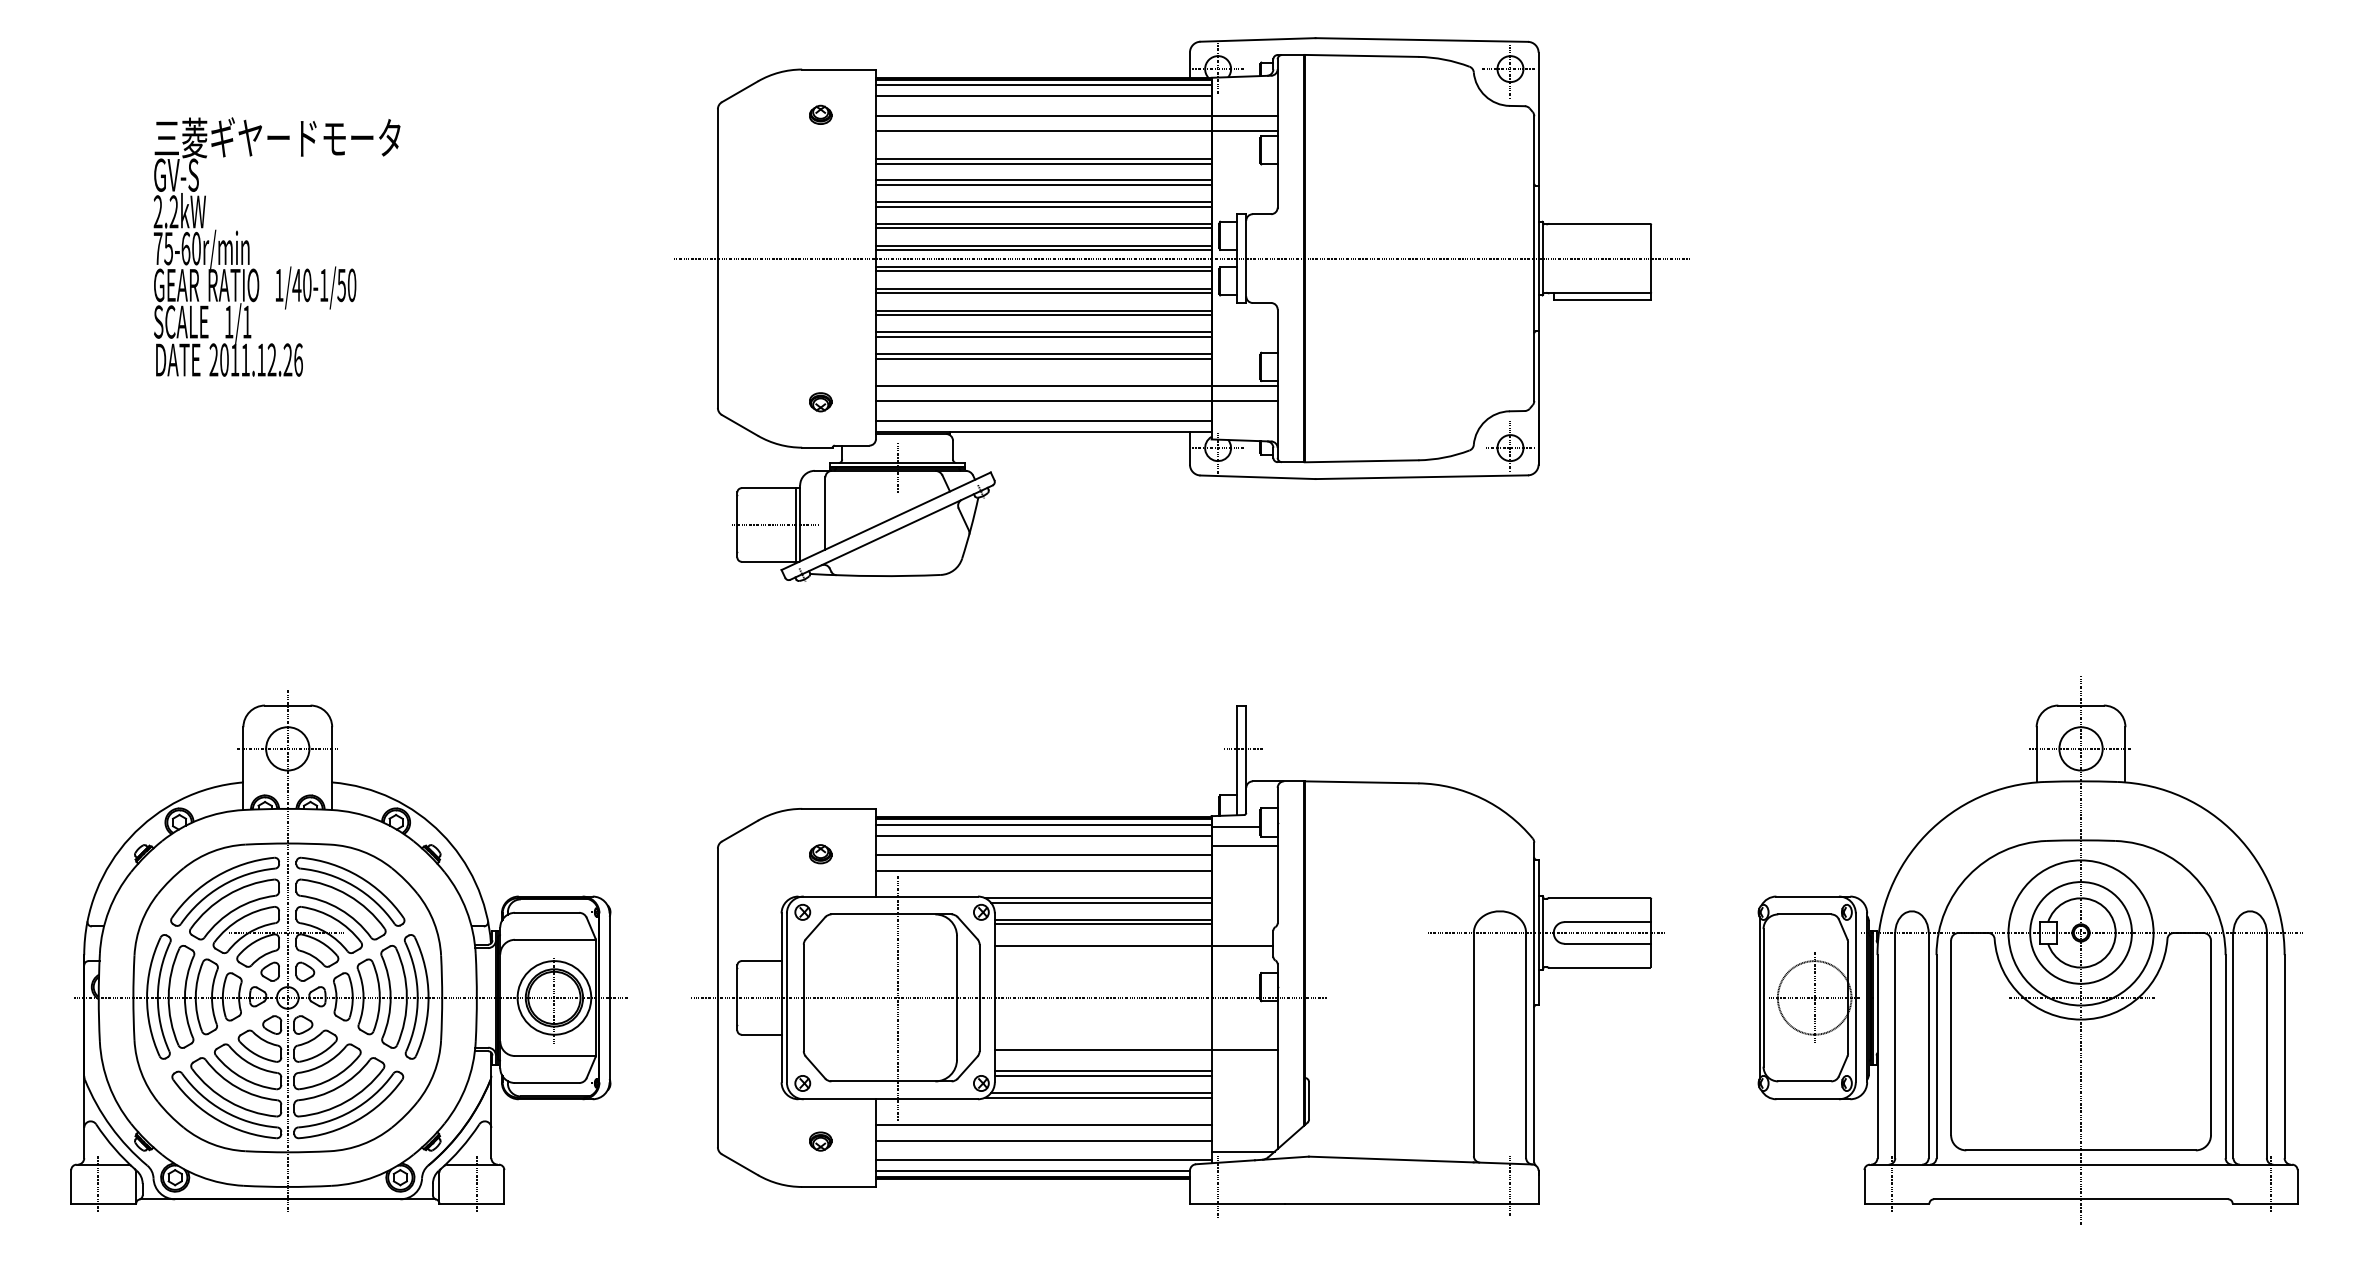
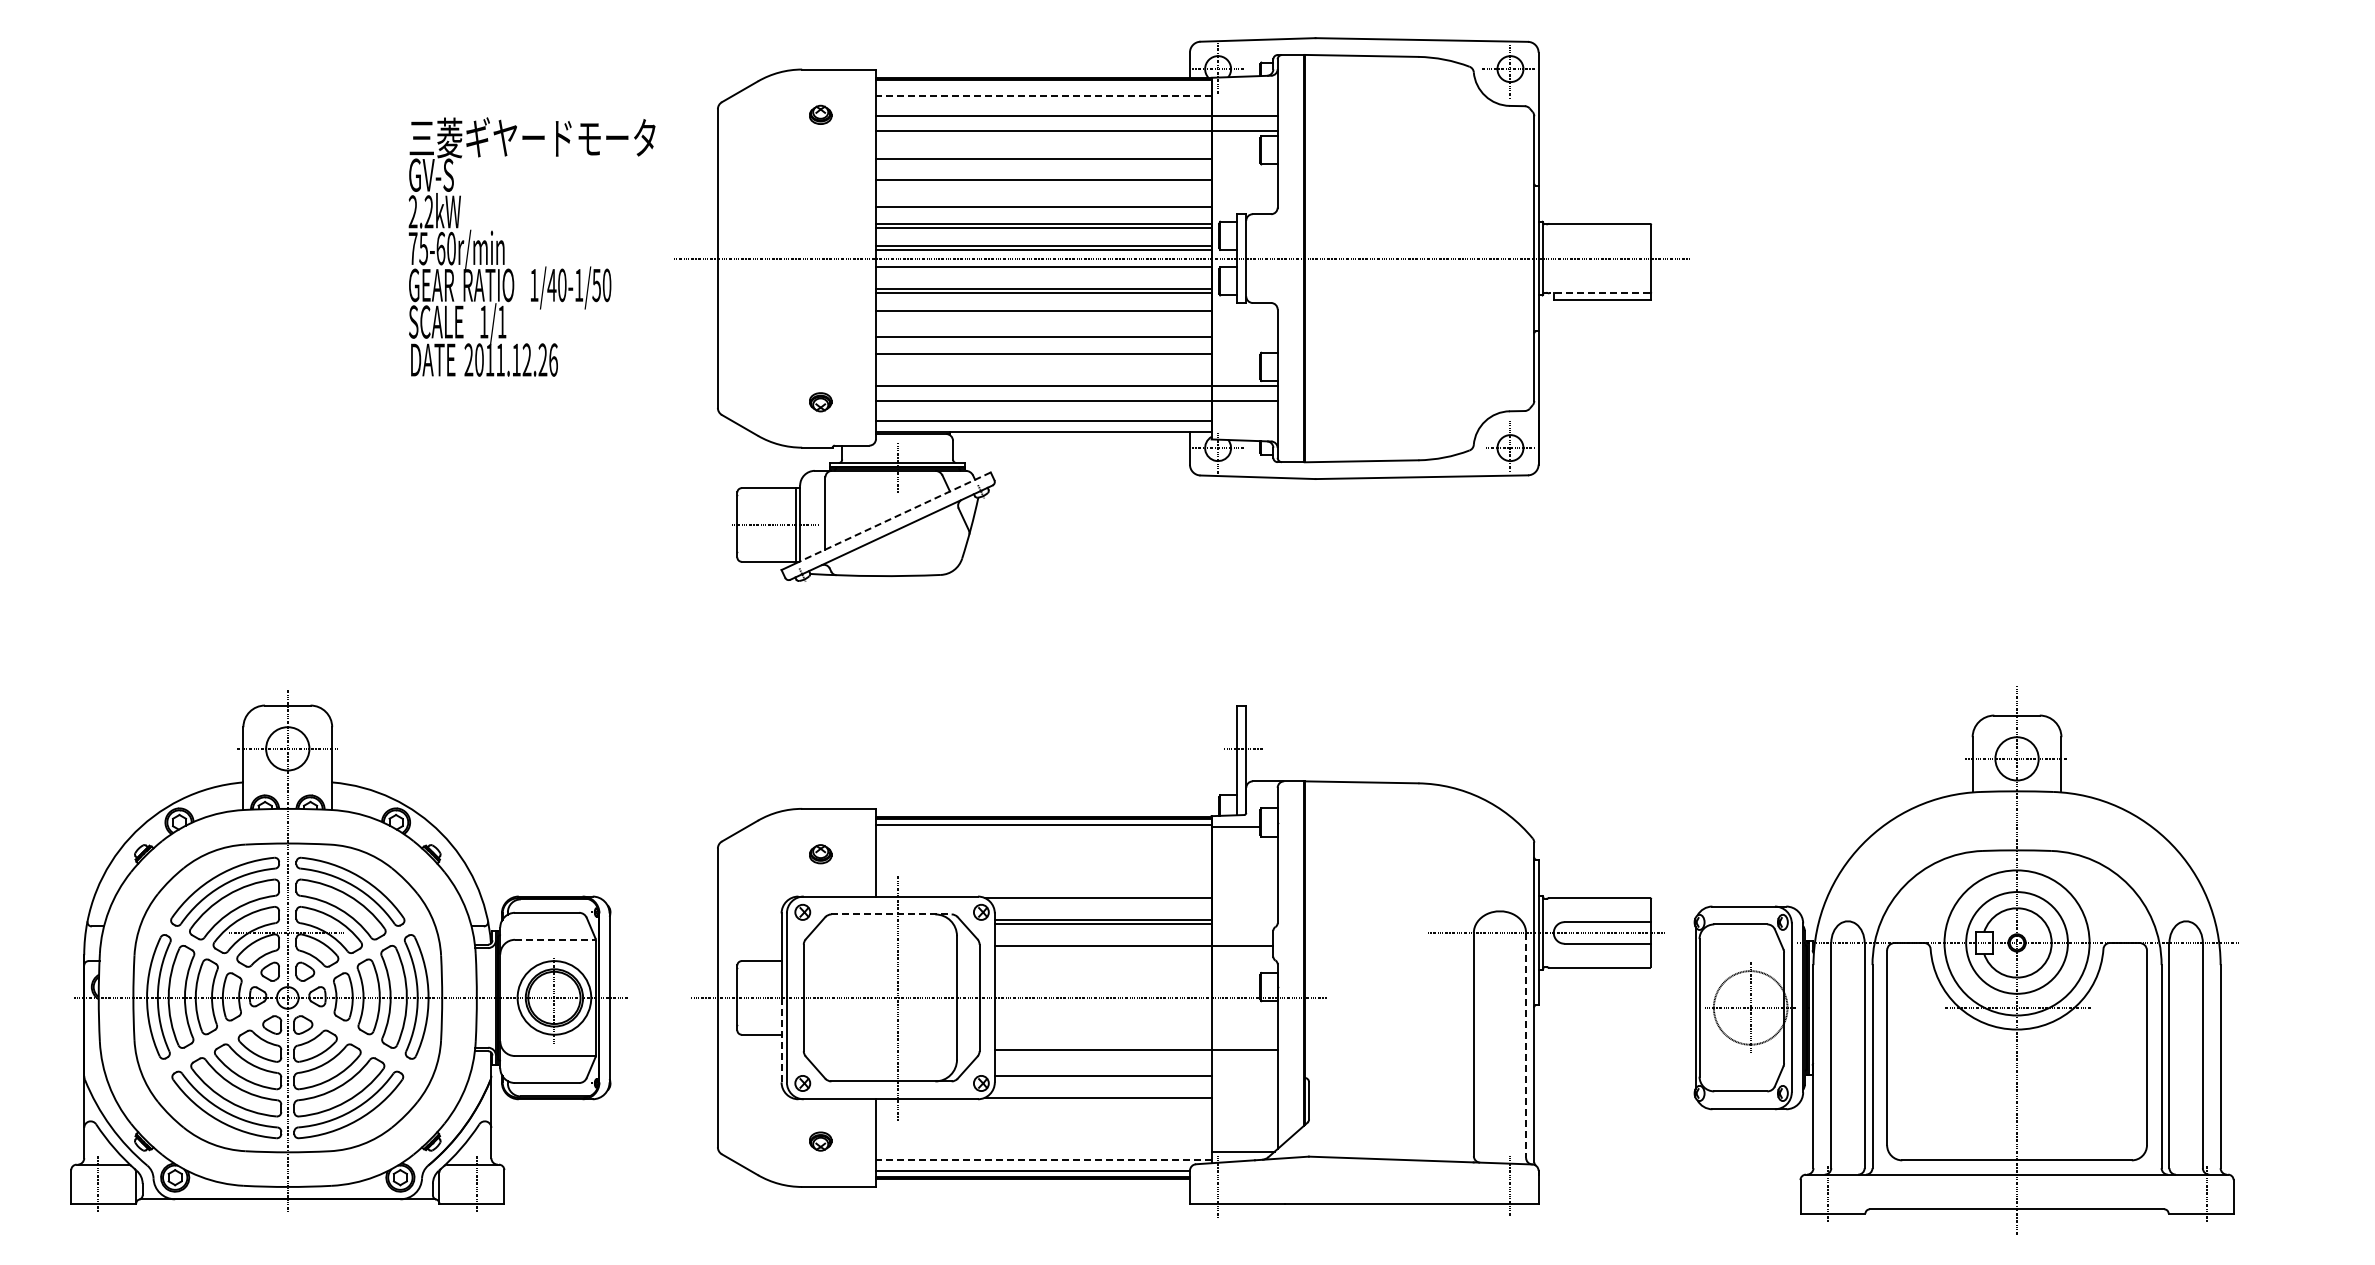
line: present -> none (1043, 85)
line: solid -> dashed (1043, 96)
line: present -> none (1043, 163)
line: present -> none (1043, 185)
line: present -> none (1043, 202)
text position: (276, 246) -> (531, 246) (531, 246)
line: present -> none (1043, 271)
line: solid -> dashed (1599, 293)
line: present -> none (1043, 315)
line: present -> none (1043, 332)
line: present -> none (1043, 358)
line: solid -> dashed (895, 517)
line: present -> none (1043, 835)
line: present -> none (1244, 846)
line: present -> none (1043, 855)
line: present -> none (1043, 870)
line: present -> none (1101, 902)
line: solid -> dashed (892, 914)
line: solid -> dashed (555, 939)
part position: (2029, 950) -> (1965, 960) (1965, 960)
line: solid -> dashed (781, 1040)
line: solid -> dashed (1526, 1045)
line: present -> none (1102, 1071)
line: present -> none (1101, 1093)
line: present -> none (1043, 1125)
line: present -> none (1043, 1140)
line: solid -> dashed (1043, 1160)
